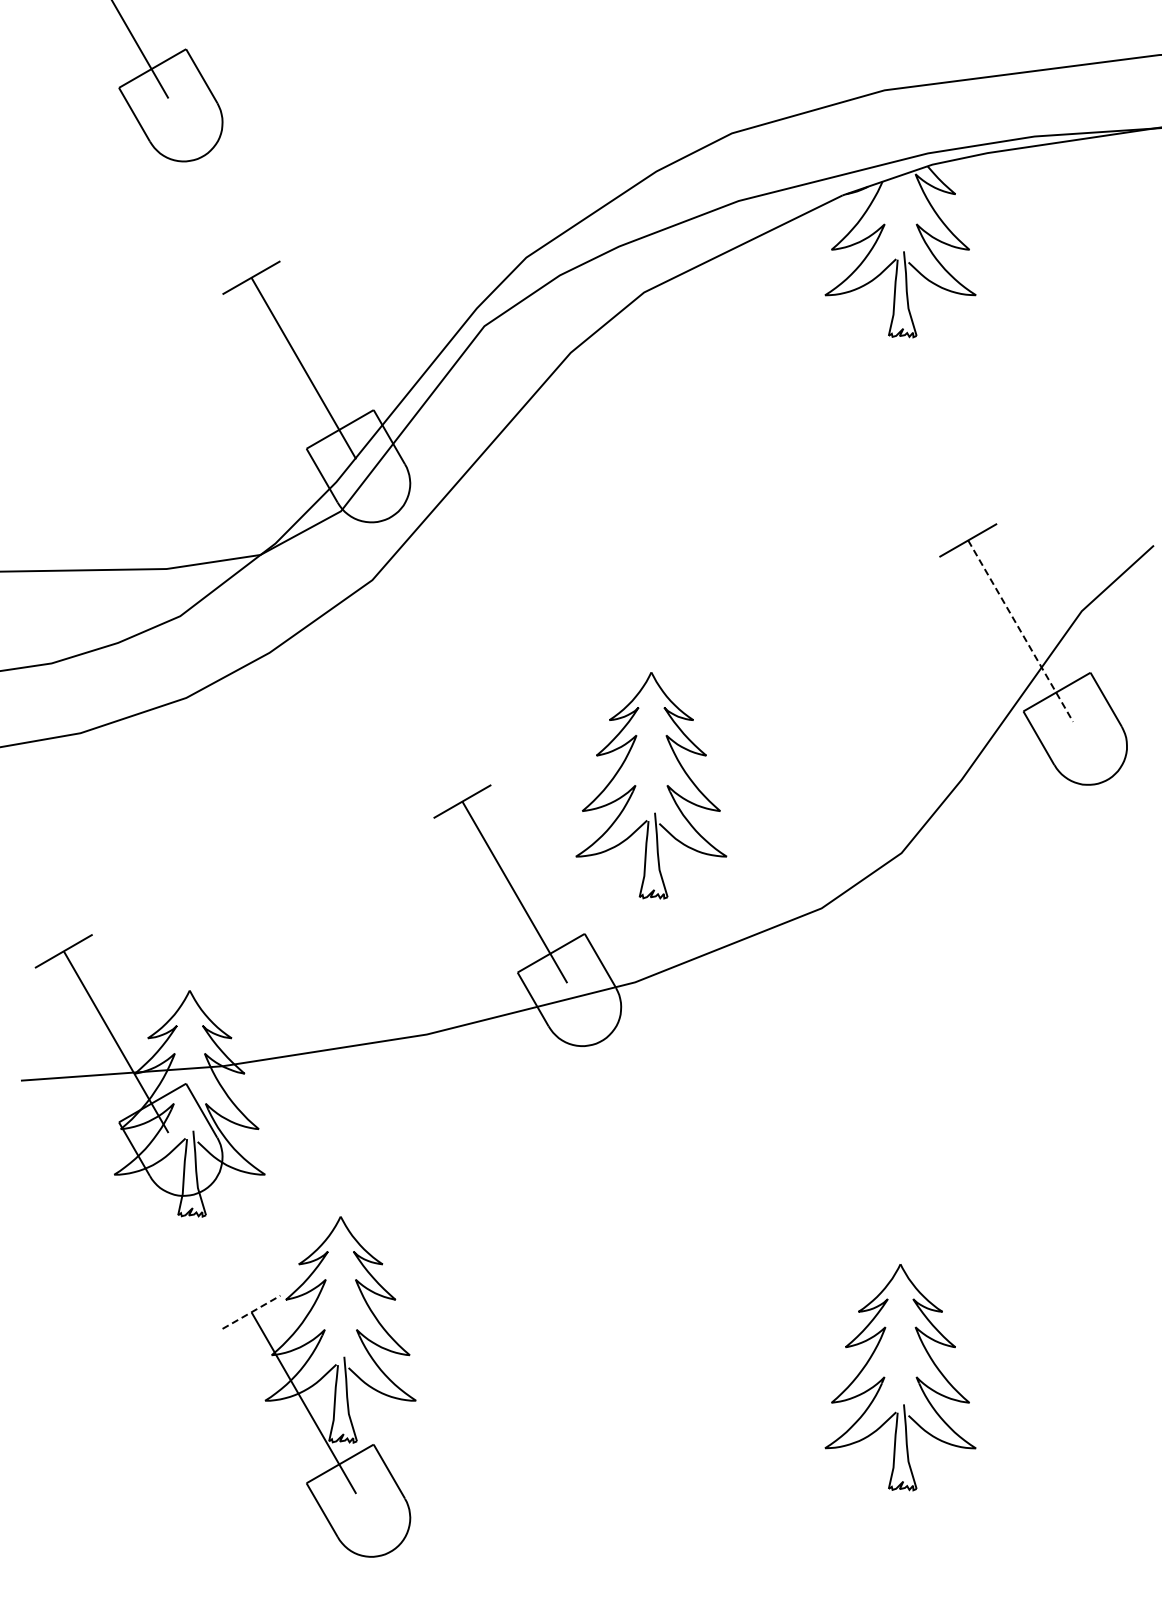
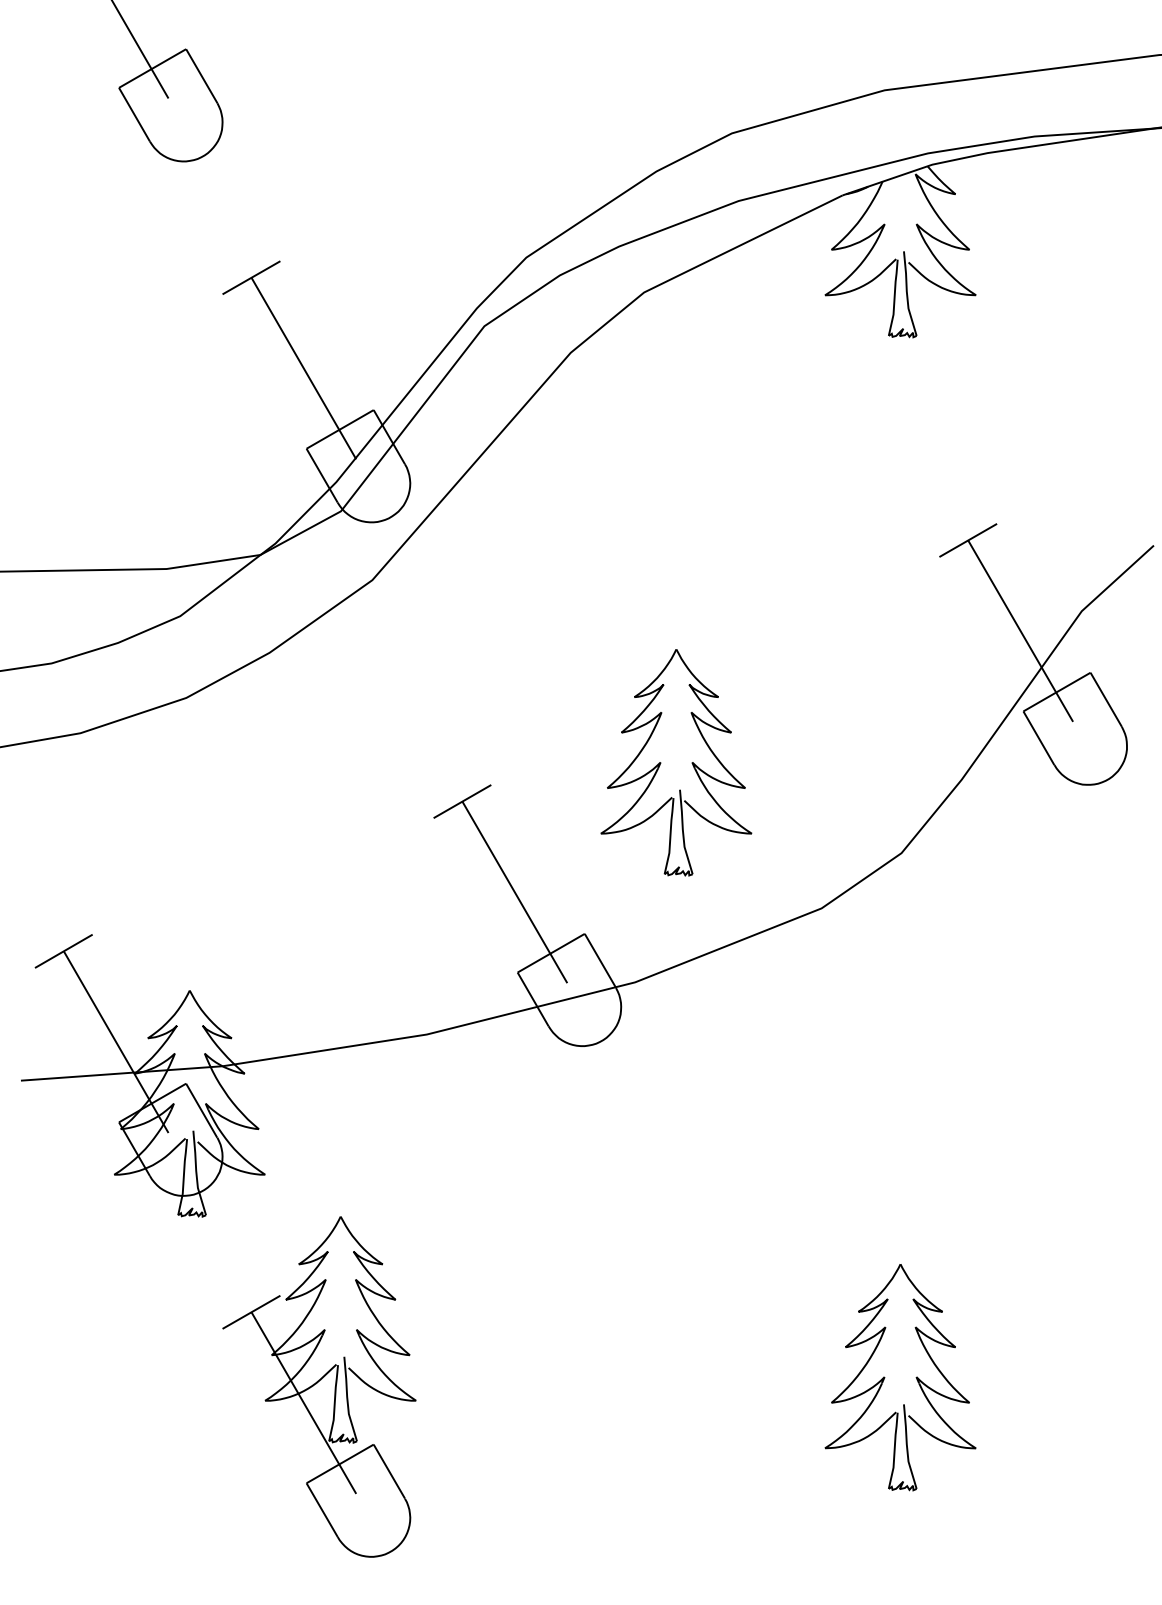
line: dashed -> solid (1020, 631)
part position: (636, 785) -> (661, 762) (661, 762)
line: dashed -> solid (251, 1312)
